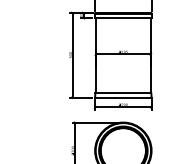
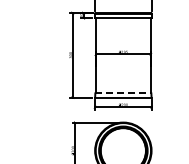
line: solid -> dashed (123, 93)
